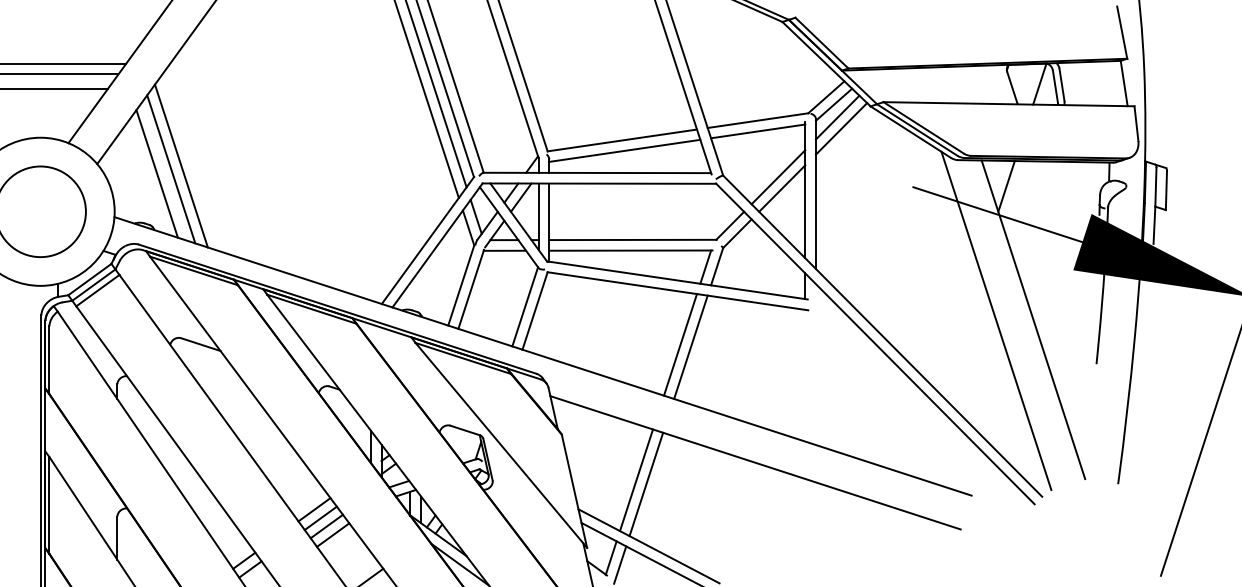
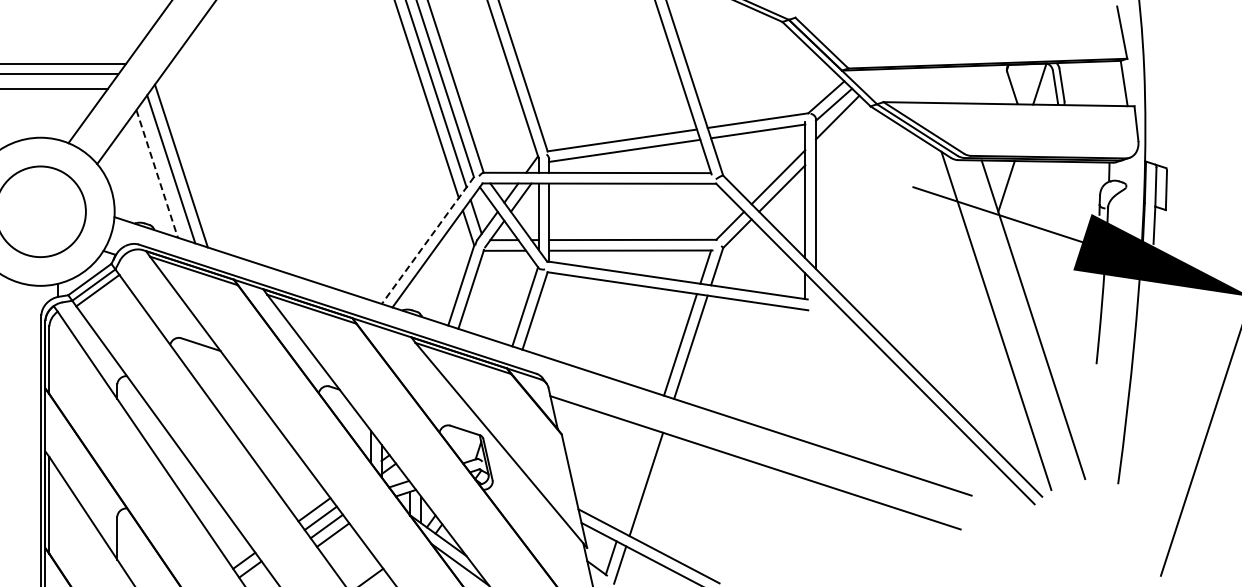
line: present -> none (841, 128)
line: solid -> dashed (157, 174)
line: solid -> dashed (427, 240)
line: present -> none (636, 480)
